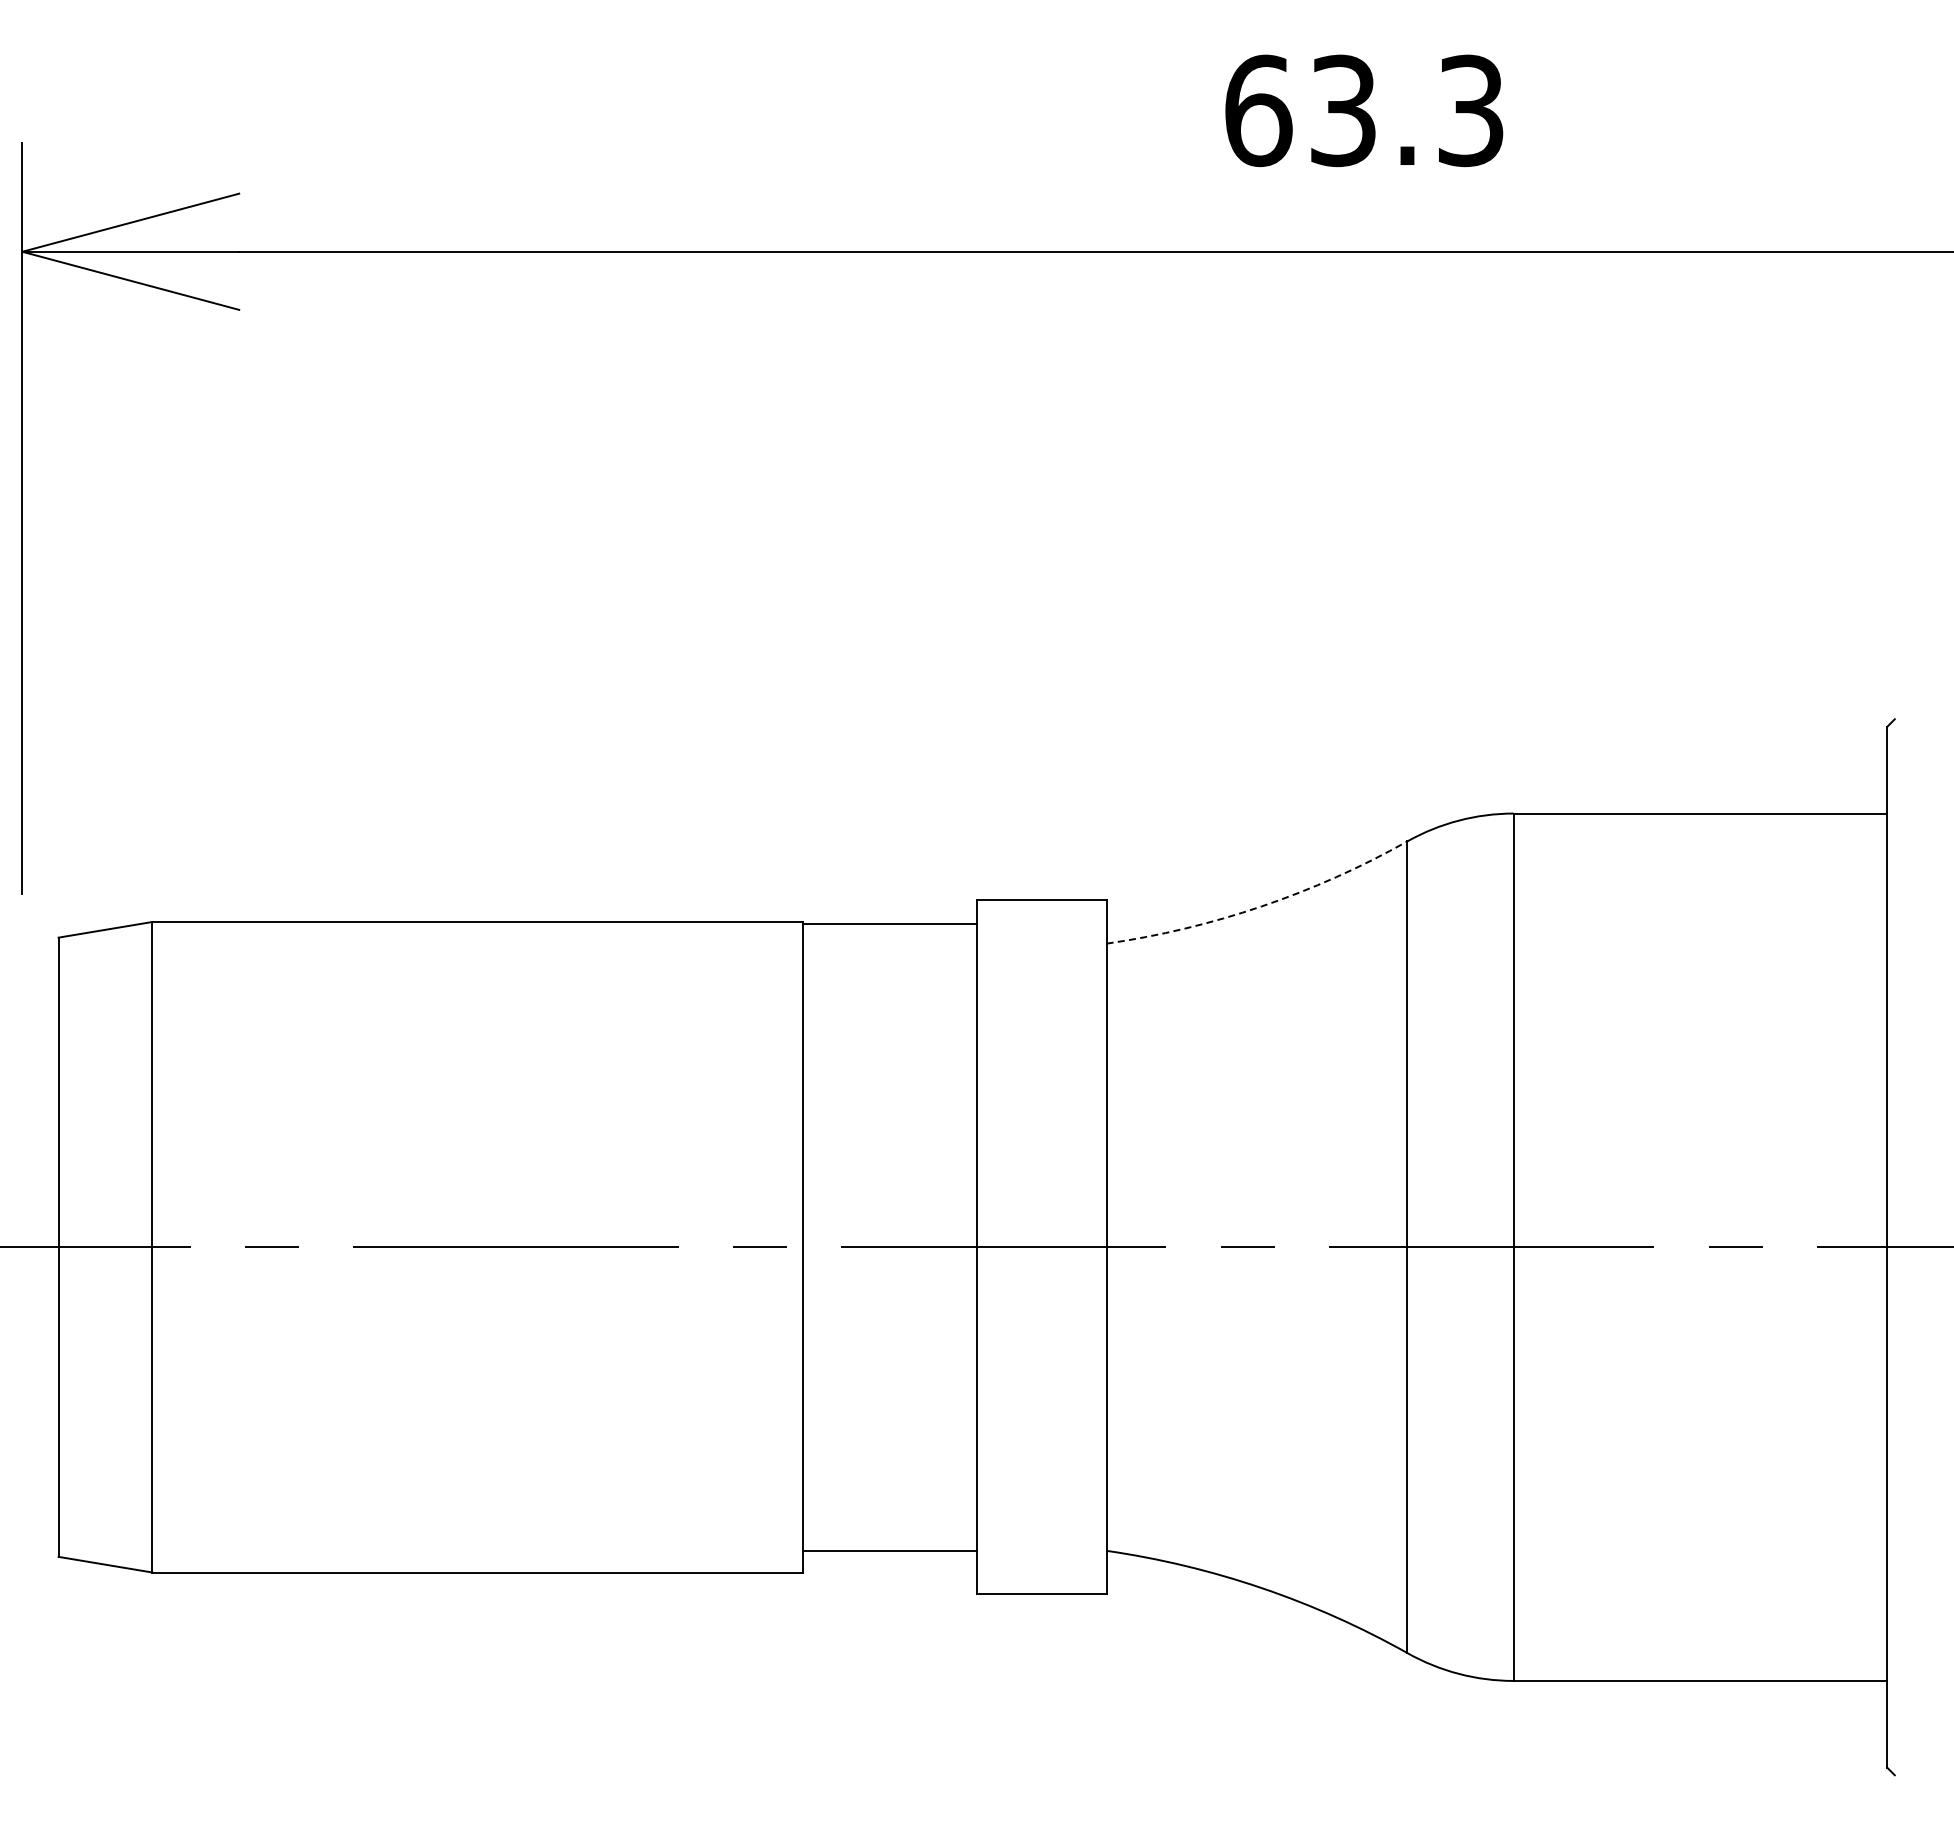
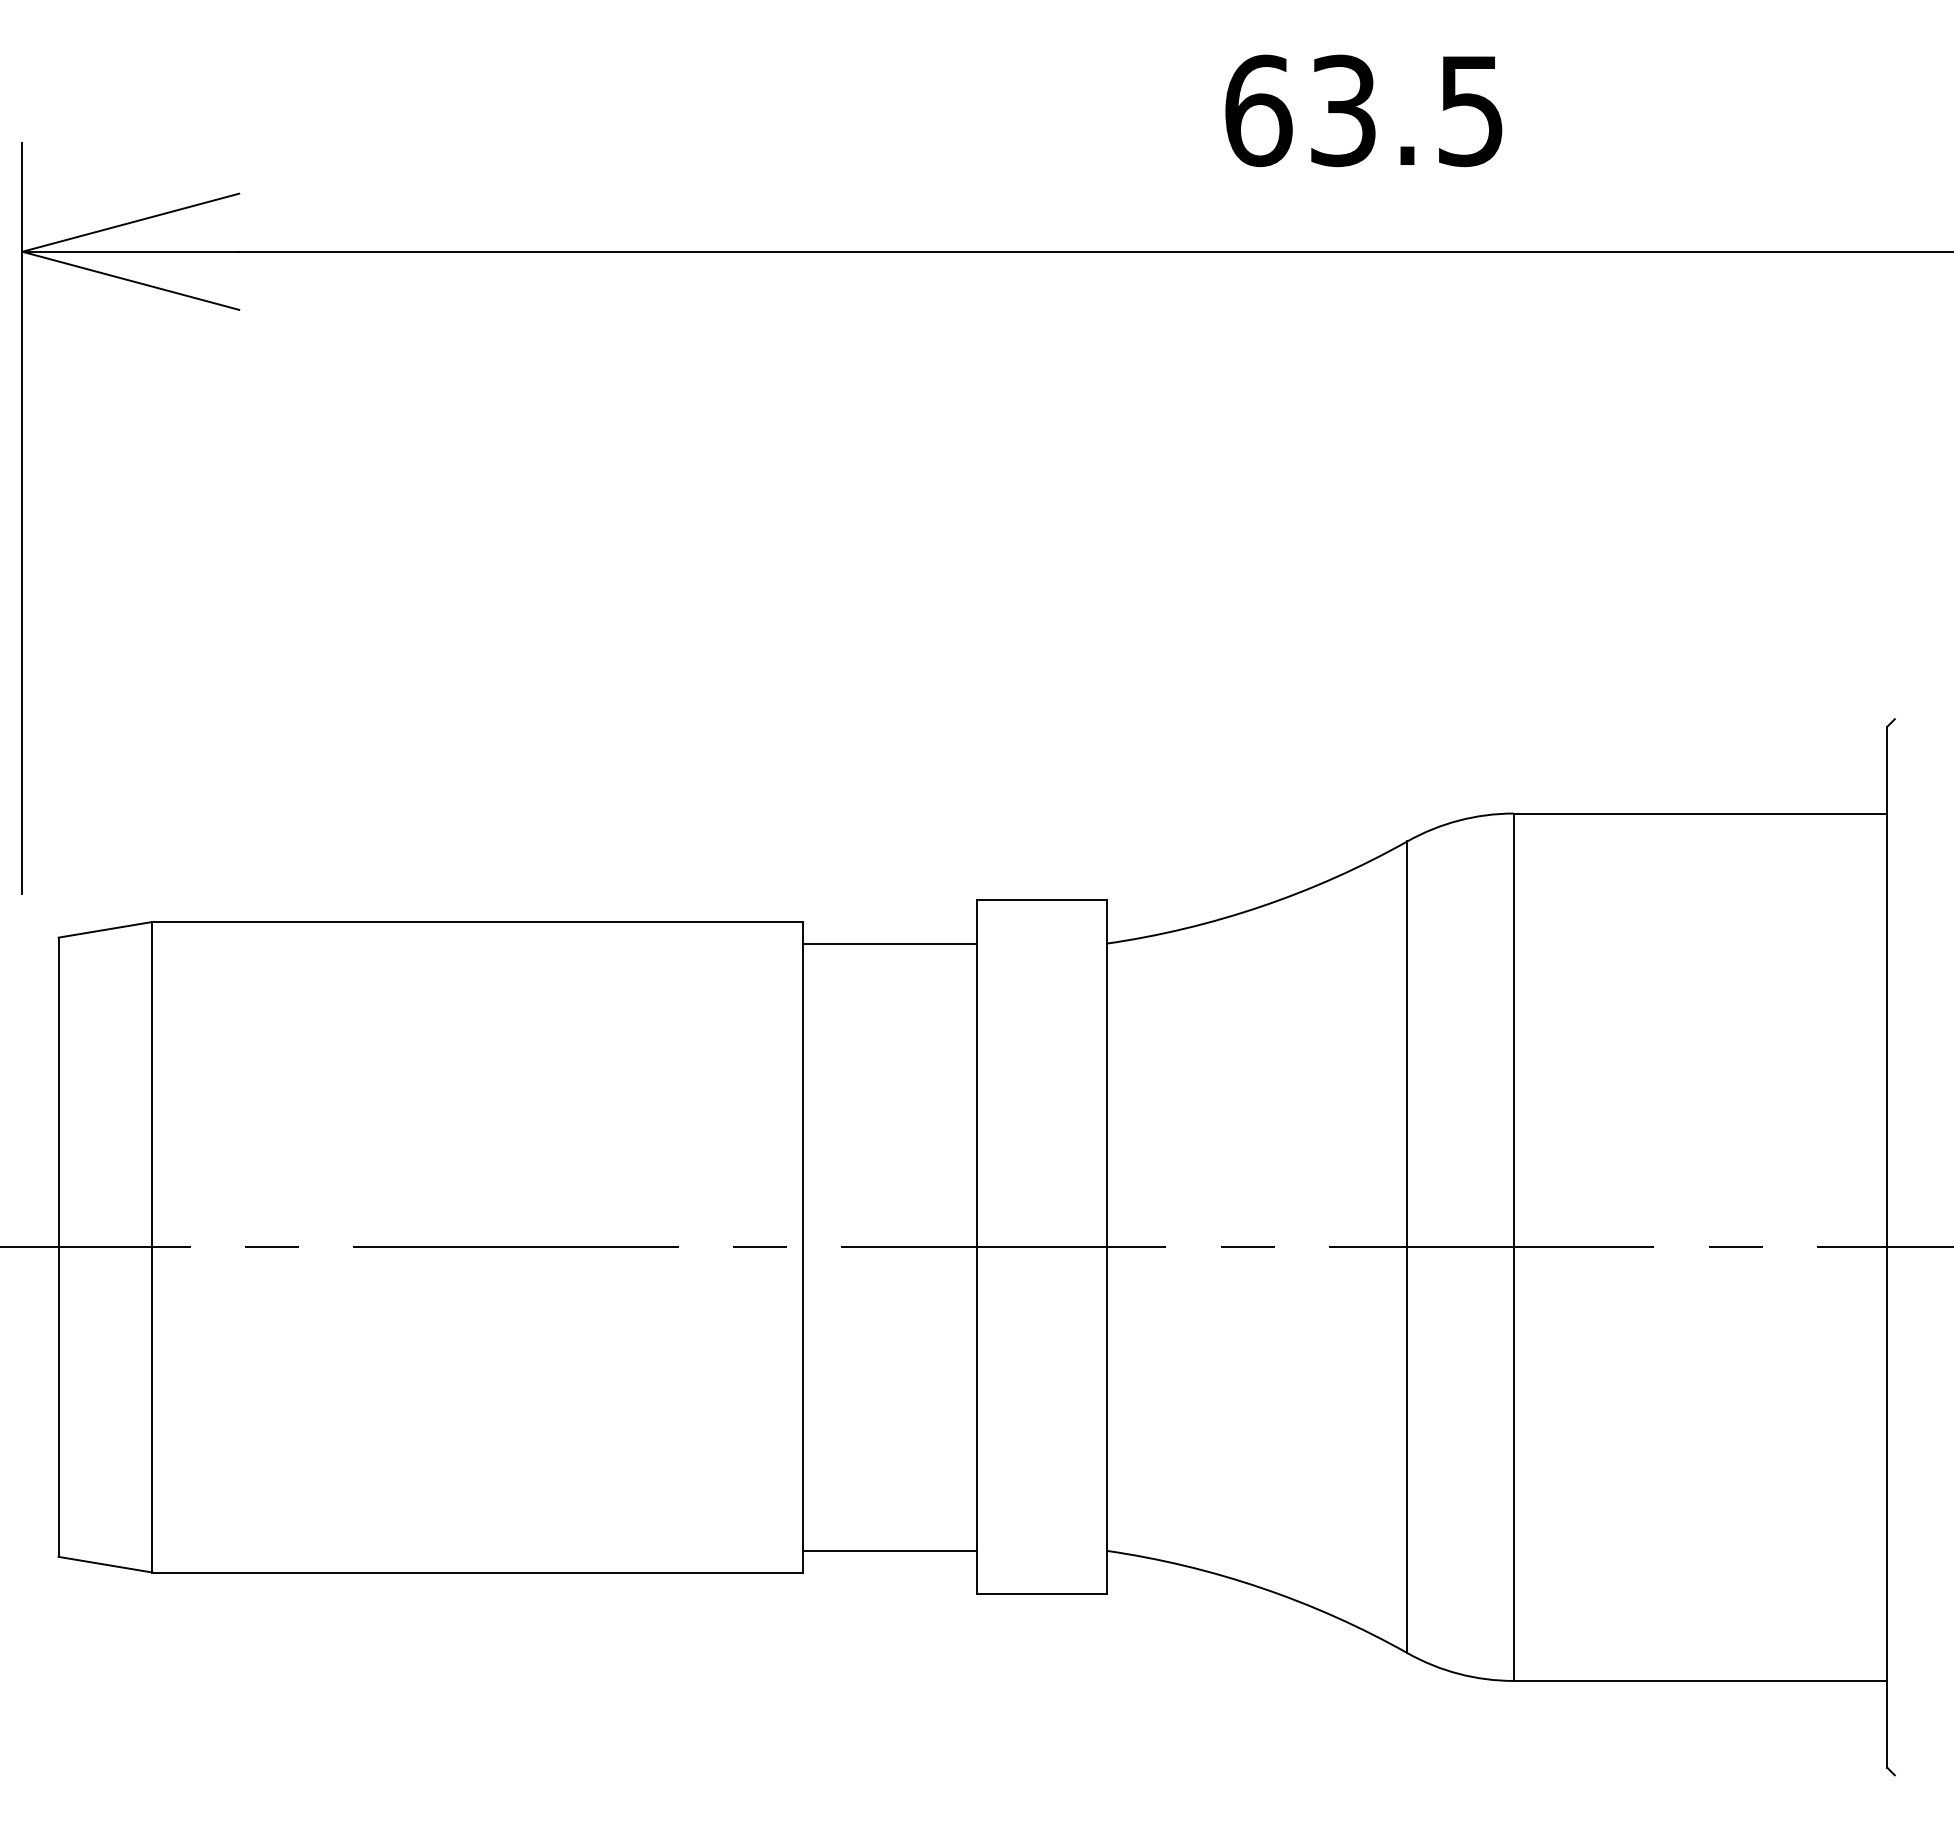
text: 63.3 -> 63.5 (1471, 110)
arc: dashed -> solid (1261, 906)
line position: (889, 923) -> (889, 943) (889, 943)
